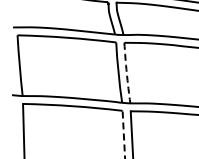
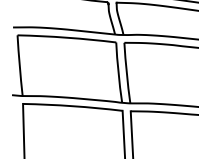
arc: dashed -> solid (126, 73)
line: dashed -> solid (123, 134)
